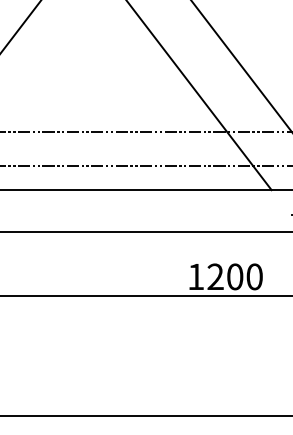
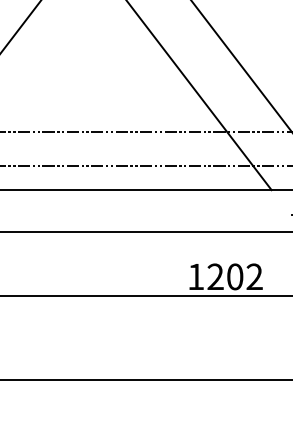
text: 1200 -> 1202 (254, 276)
line position: (145, 416) -> (145, 380) (145, 380)
